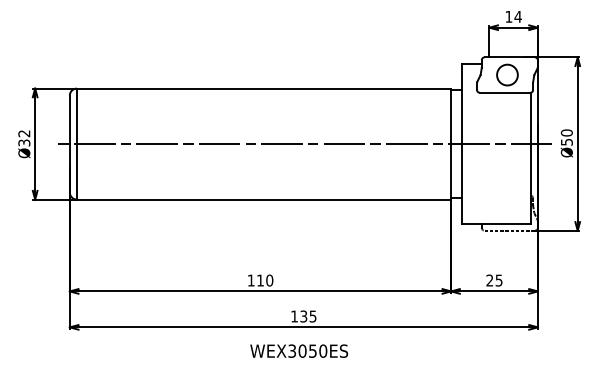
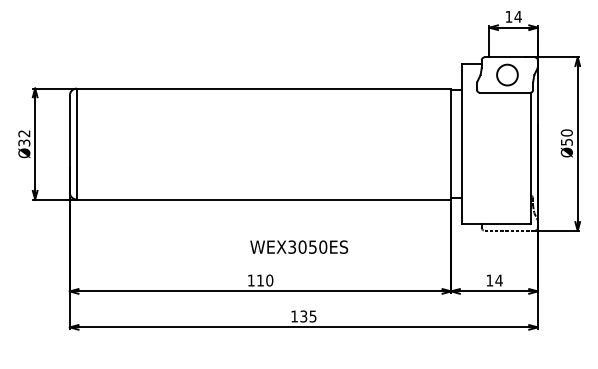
line: present -> none (303, 144)
text: 25 -> 14 (494, 280)
text position: (299, 350) -> (299, 246) (299, 246)
